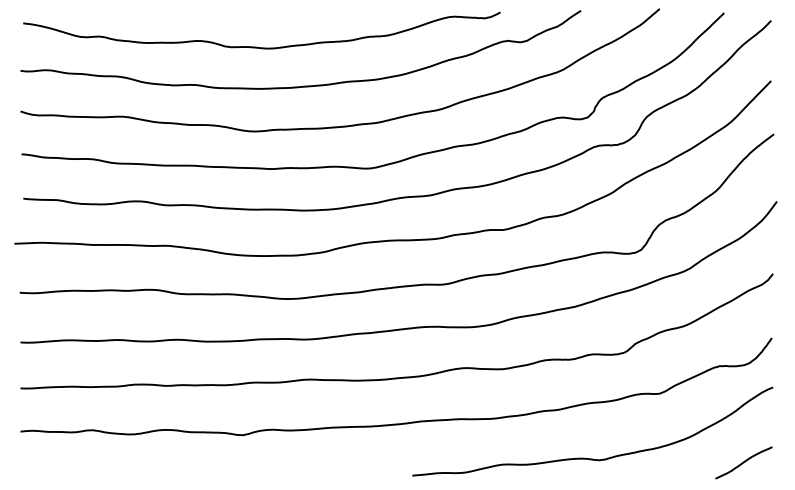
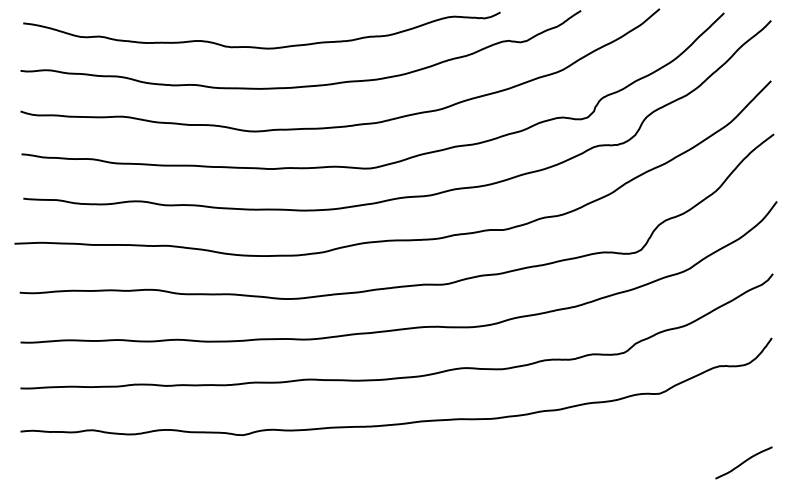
curve: present -> none (585, 457)
